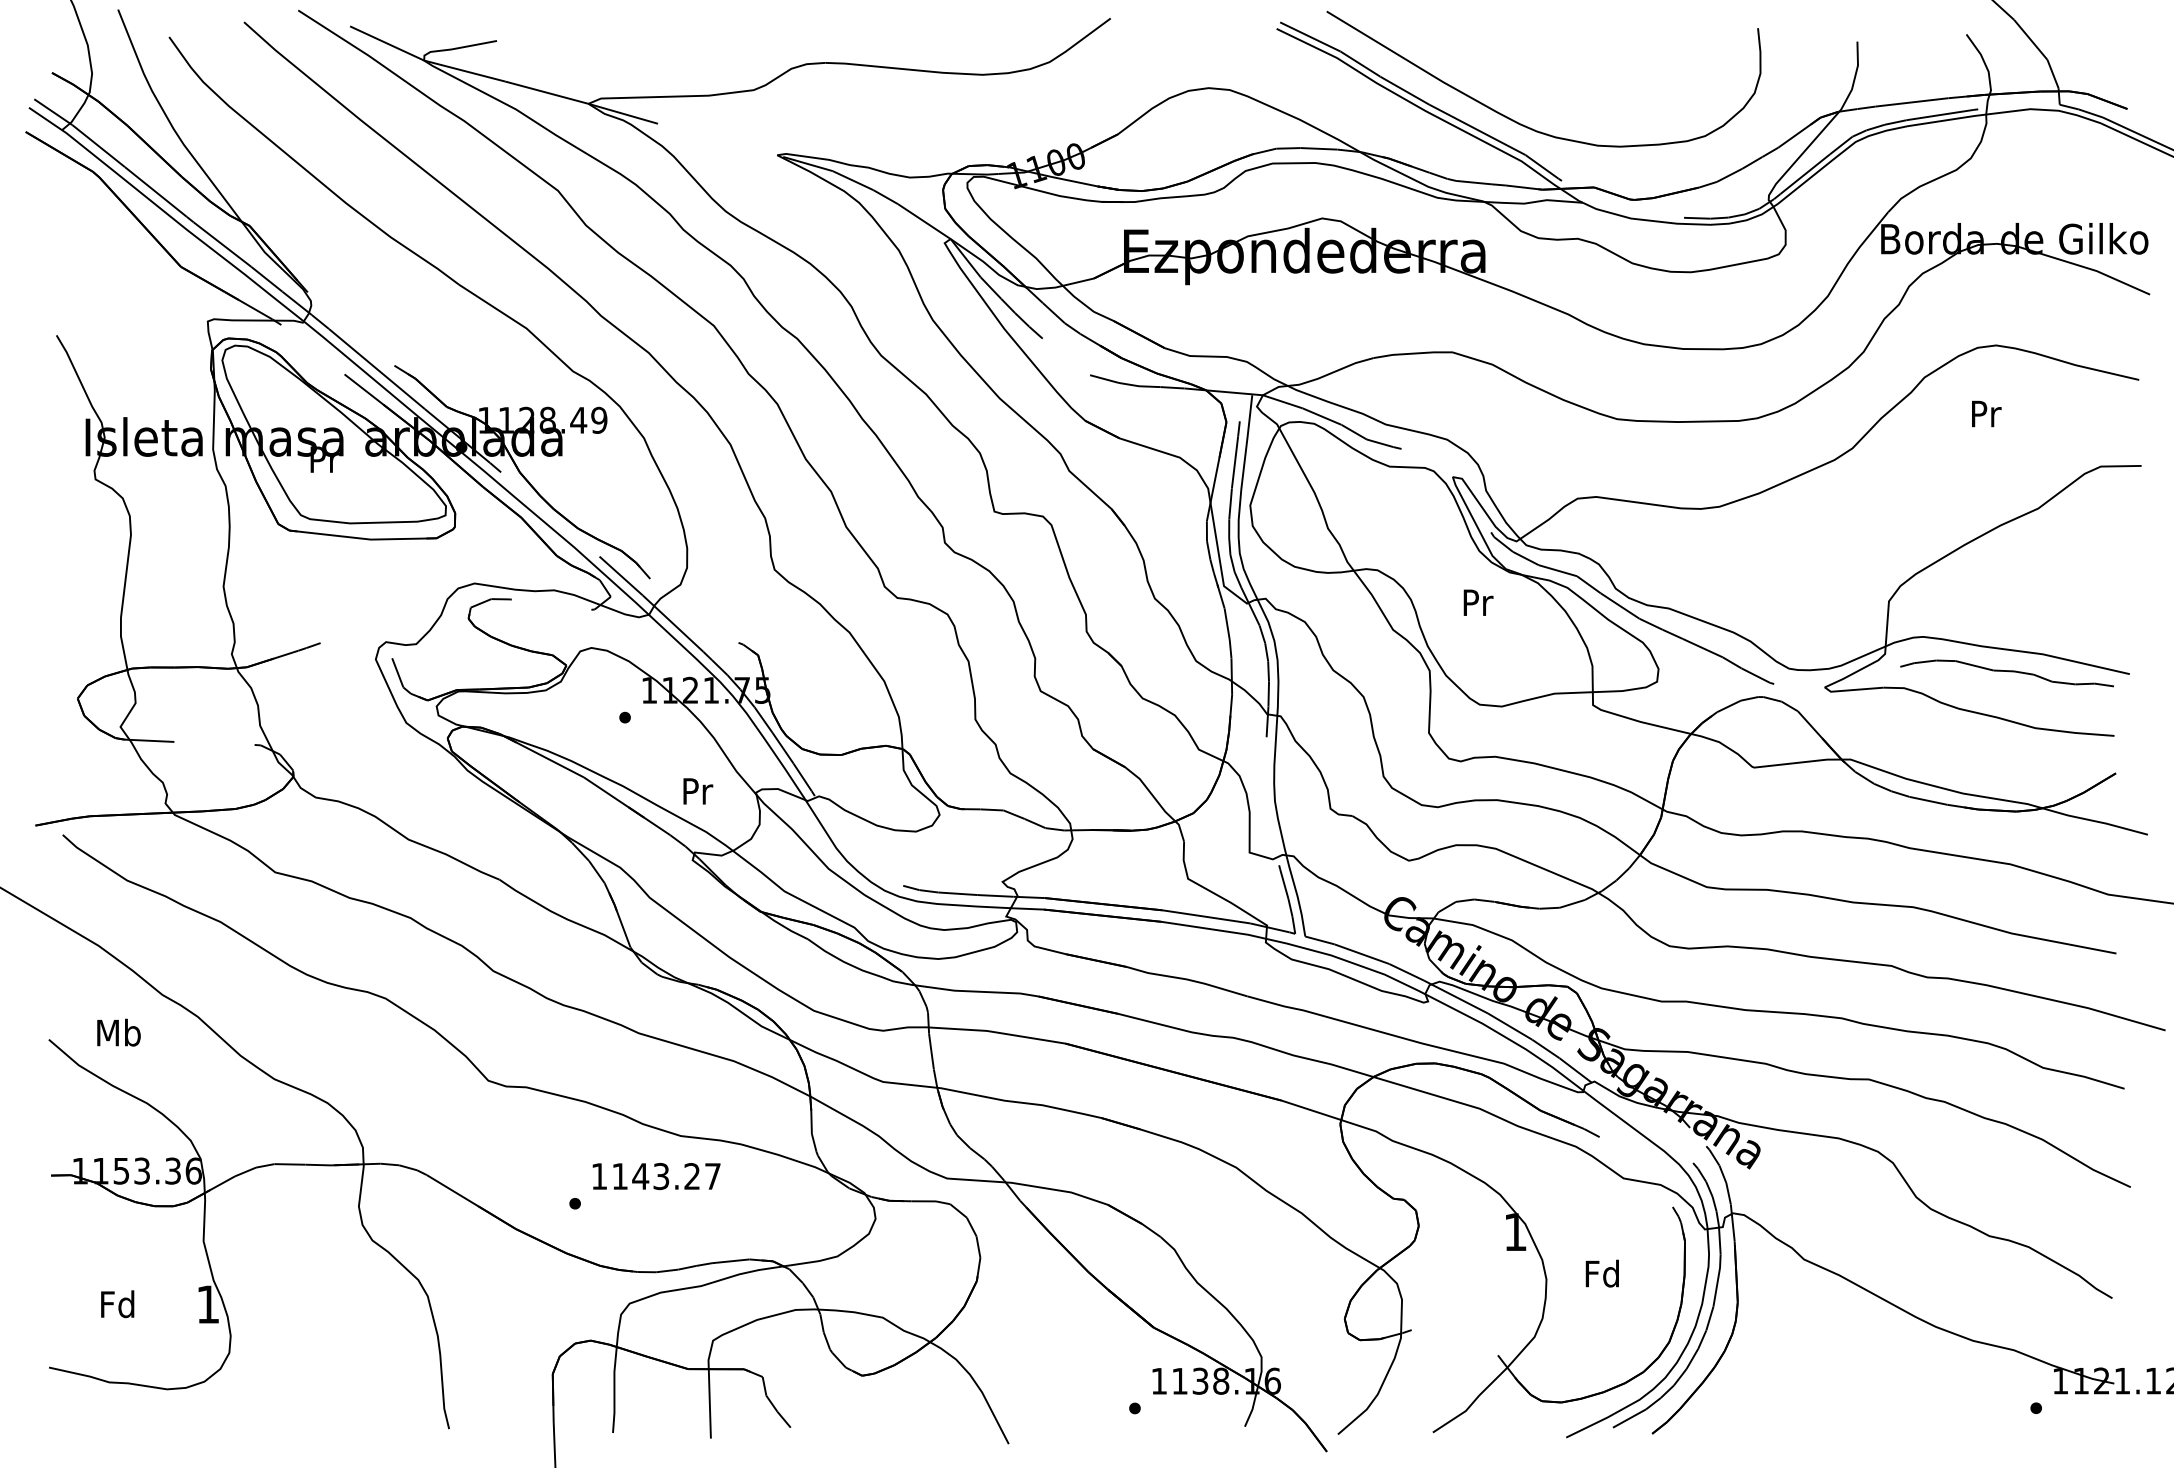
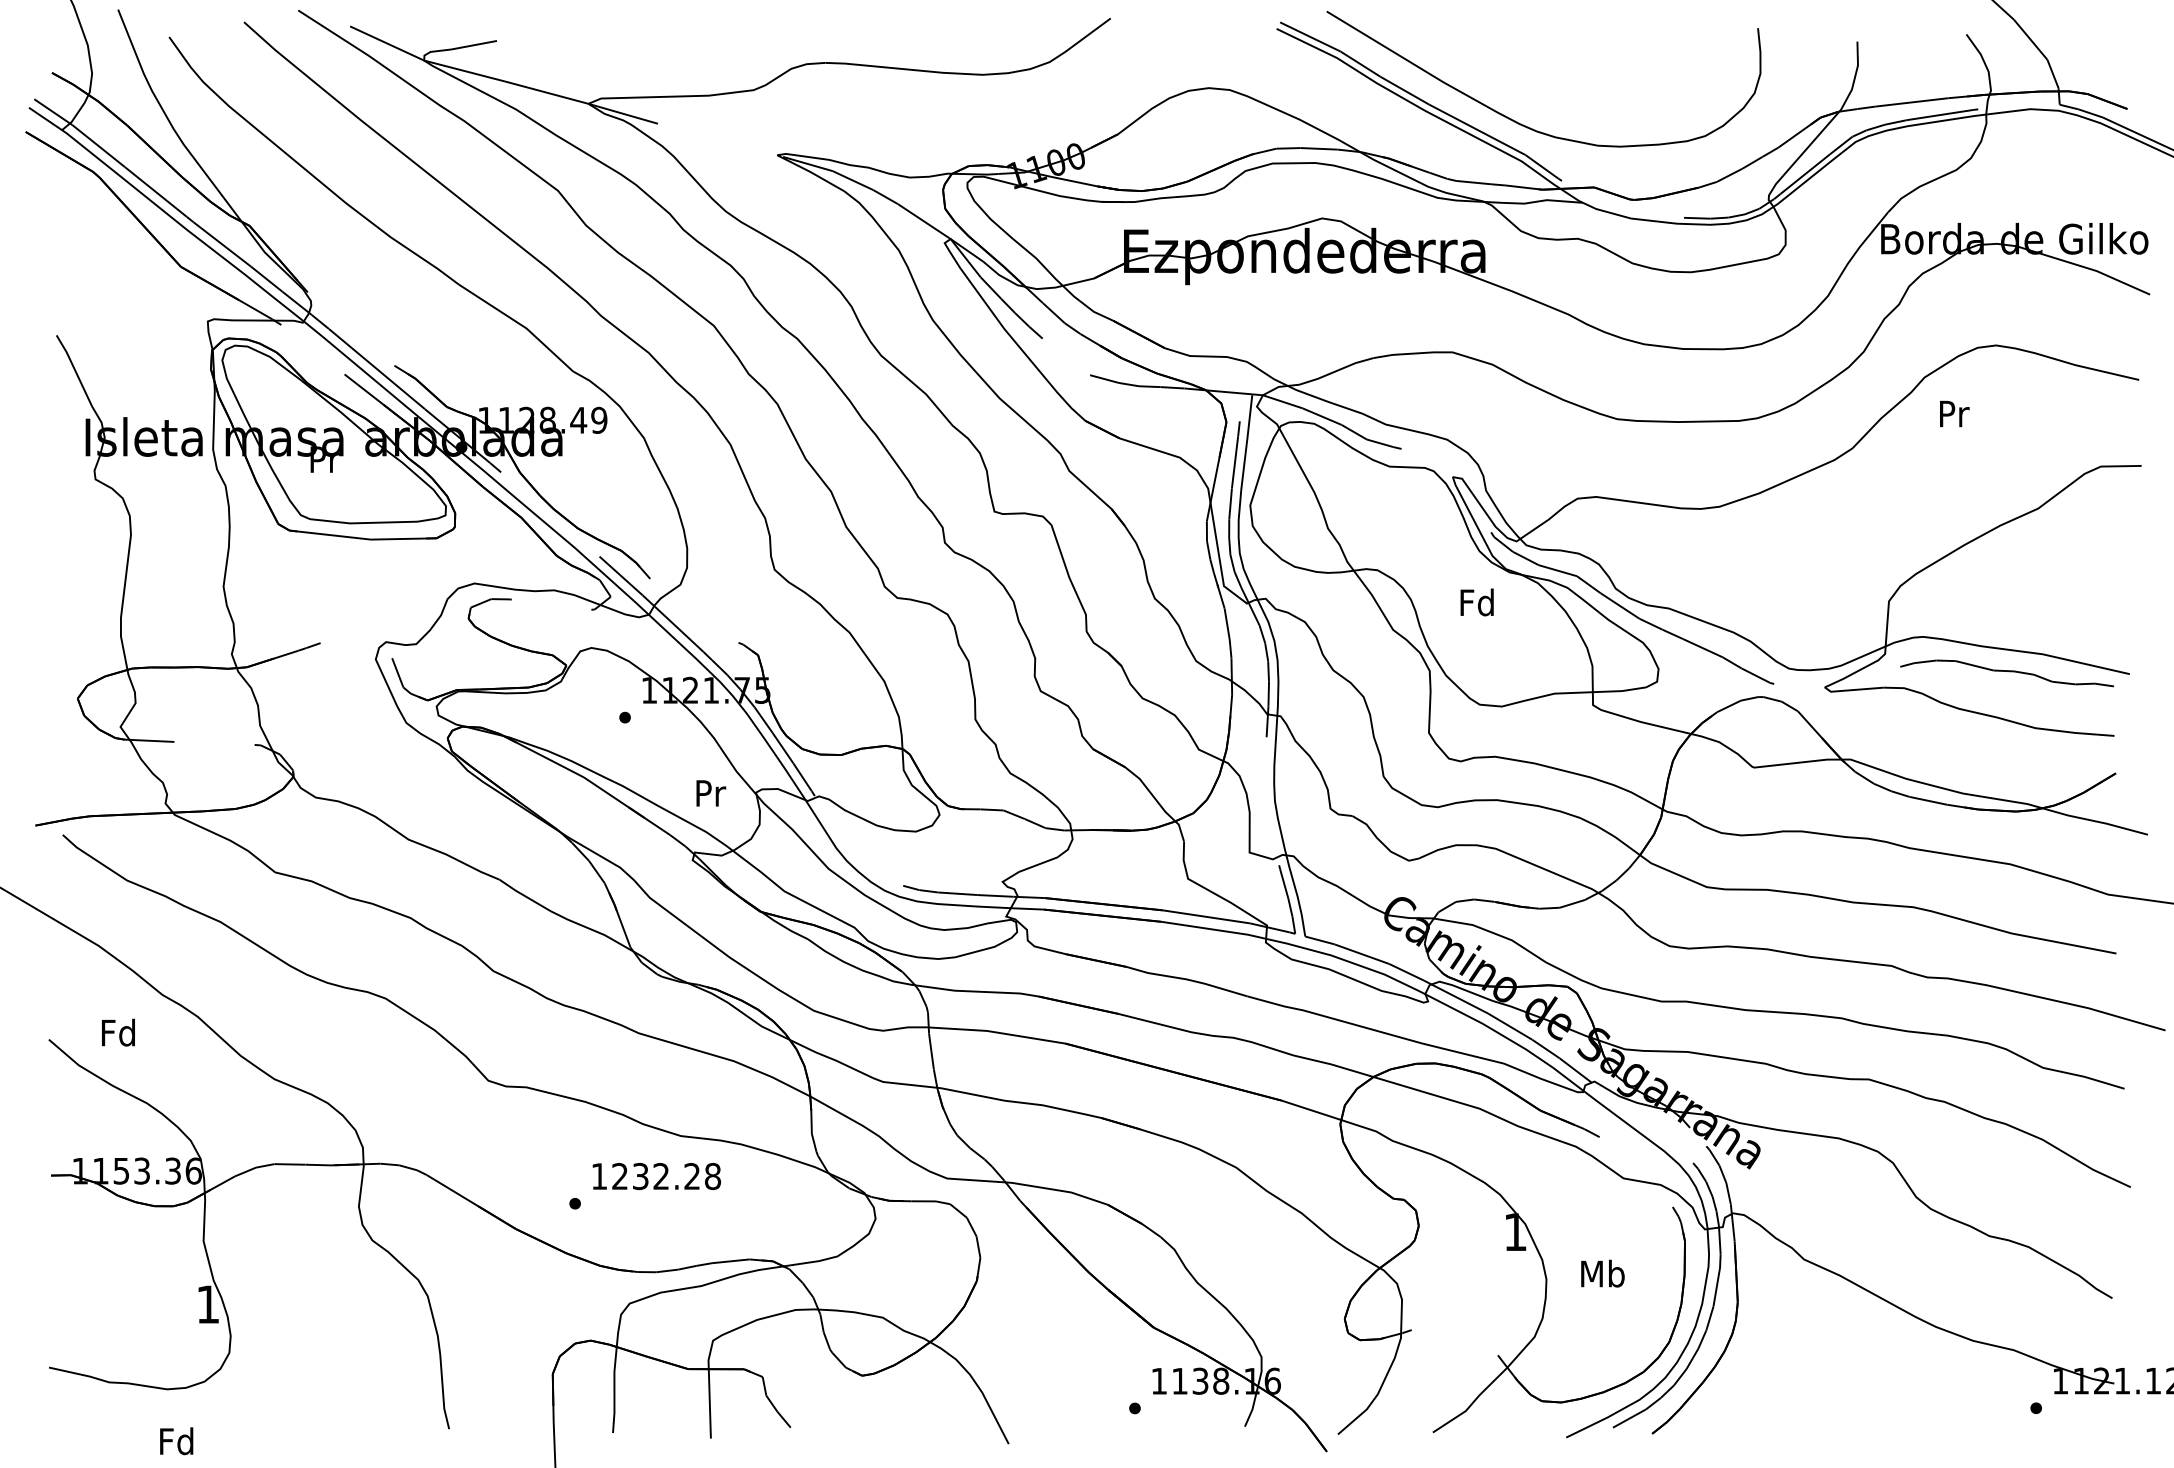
text position: (1986, 413) -> (1954, 413) (1954, 413)
text: Pr -> Fd (1476, 602)
text position: (698, 791) -> (711, 793) (711, 793)
text: Mb -> Fd (118, 1032)
text: 1143.27 -> 1232.28 (666, 1176)
text: Fd -> Mb (1602, 1273)
text position: (117, 1304) -> (176, 1441) (176, 1441)
